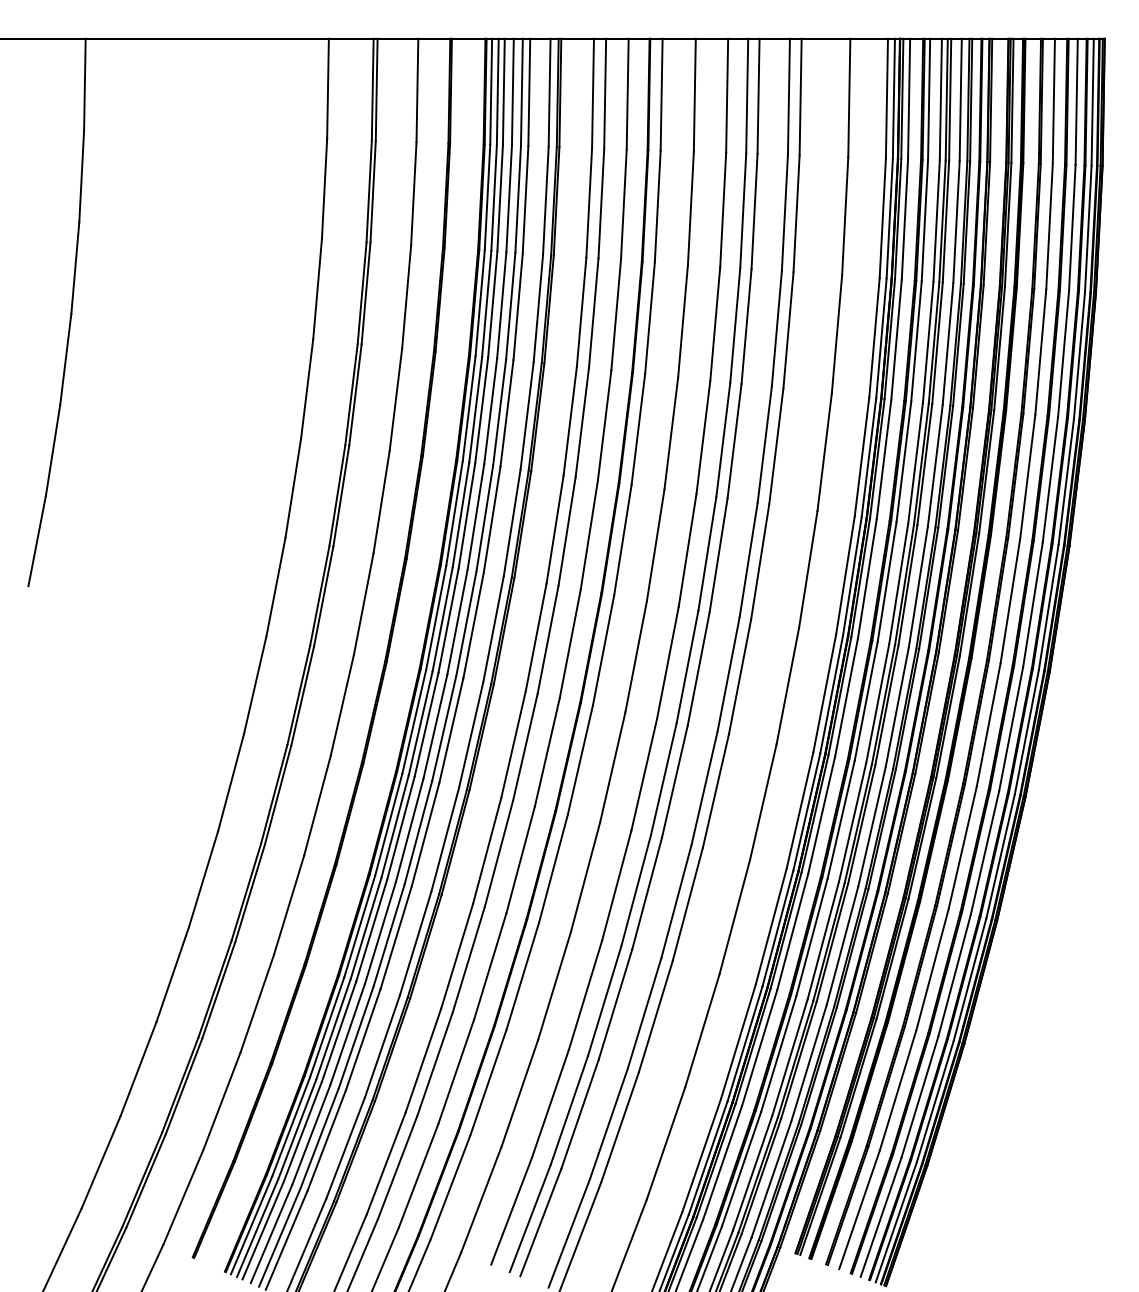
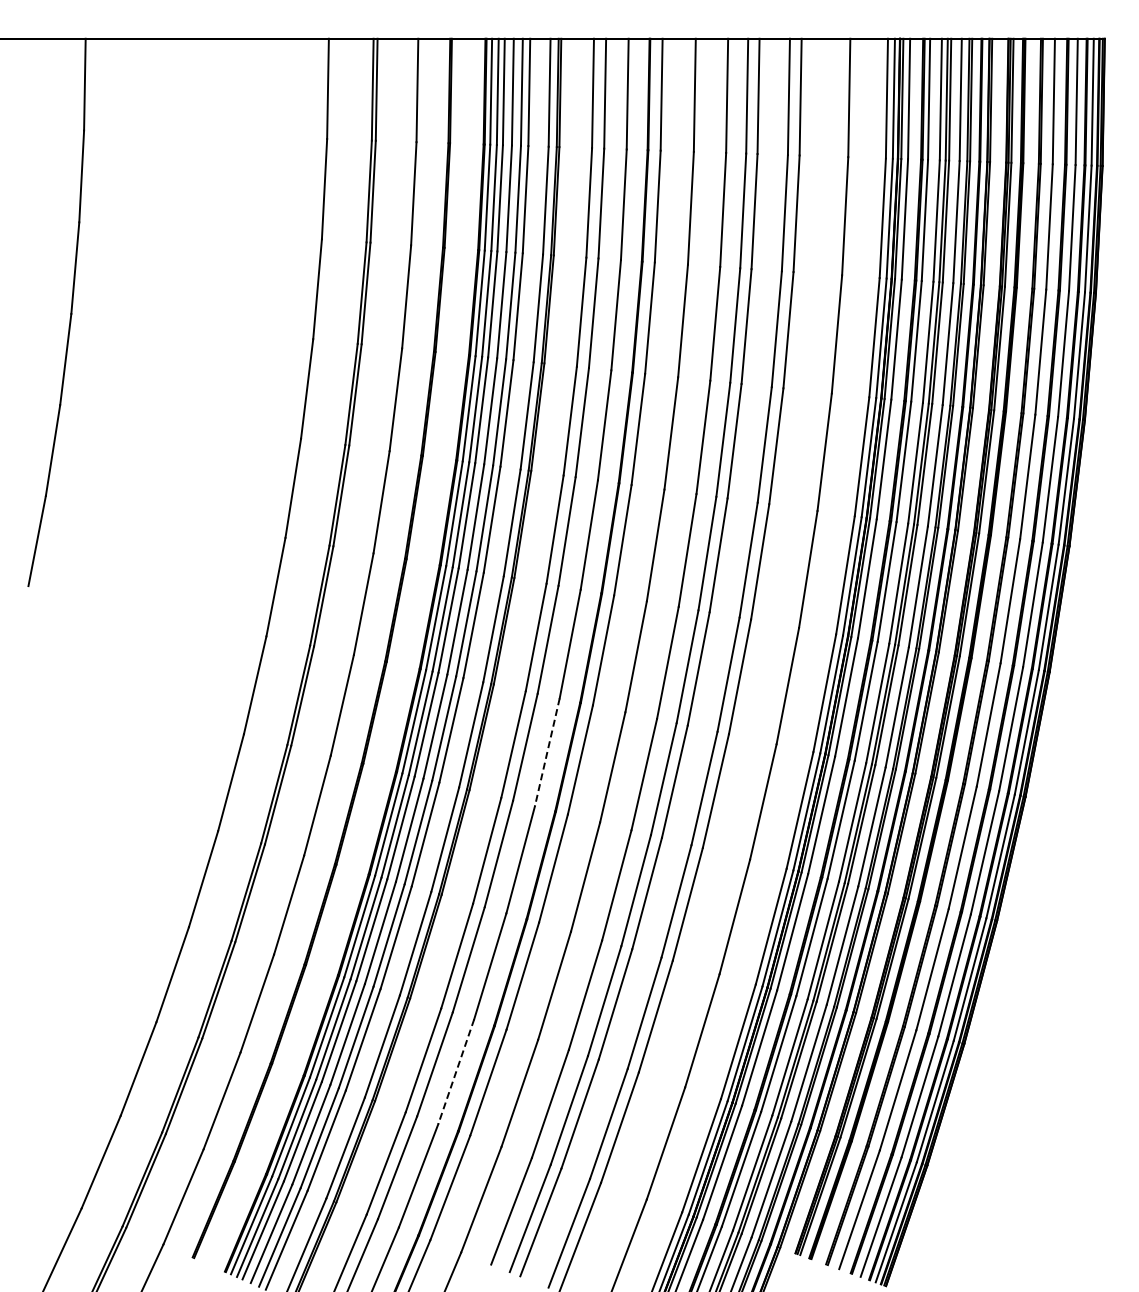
line: solid -> dashed (547, 752)
line: solid -> dashed (456, 1072)
